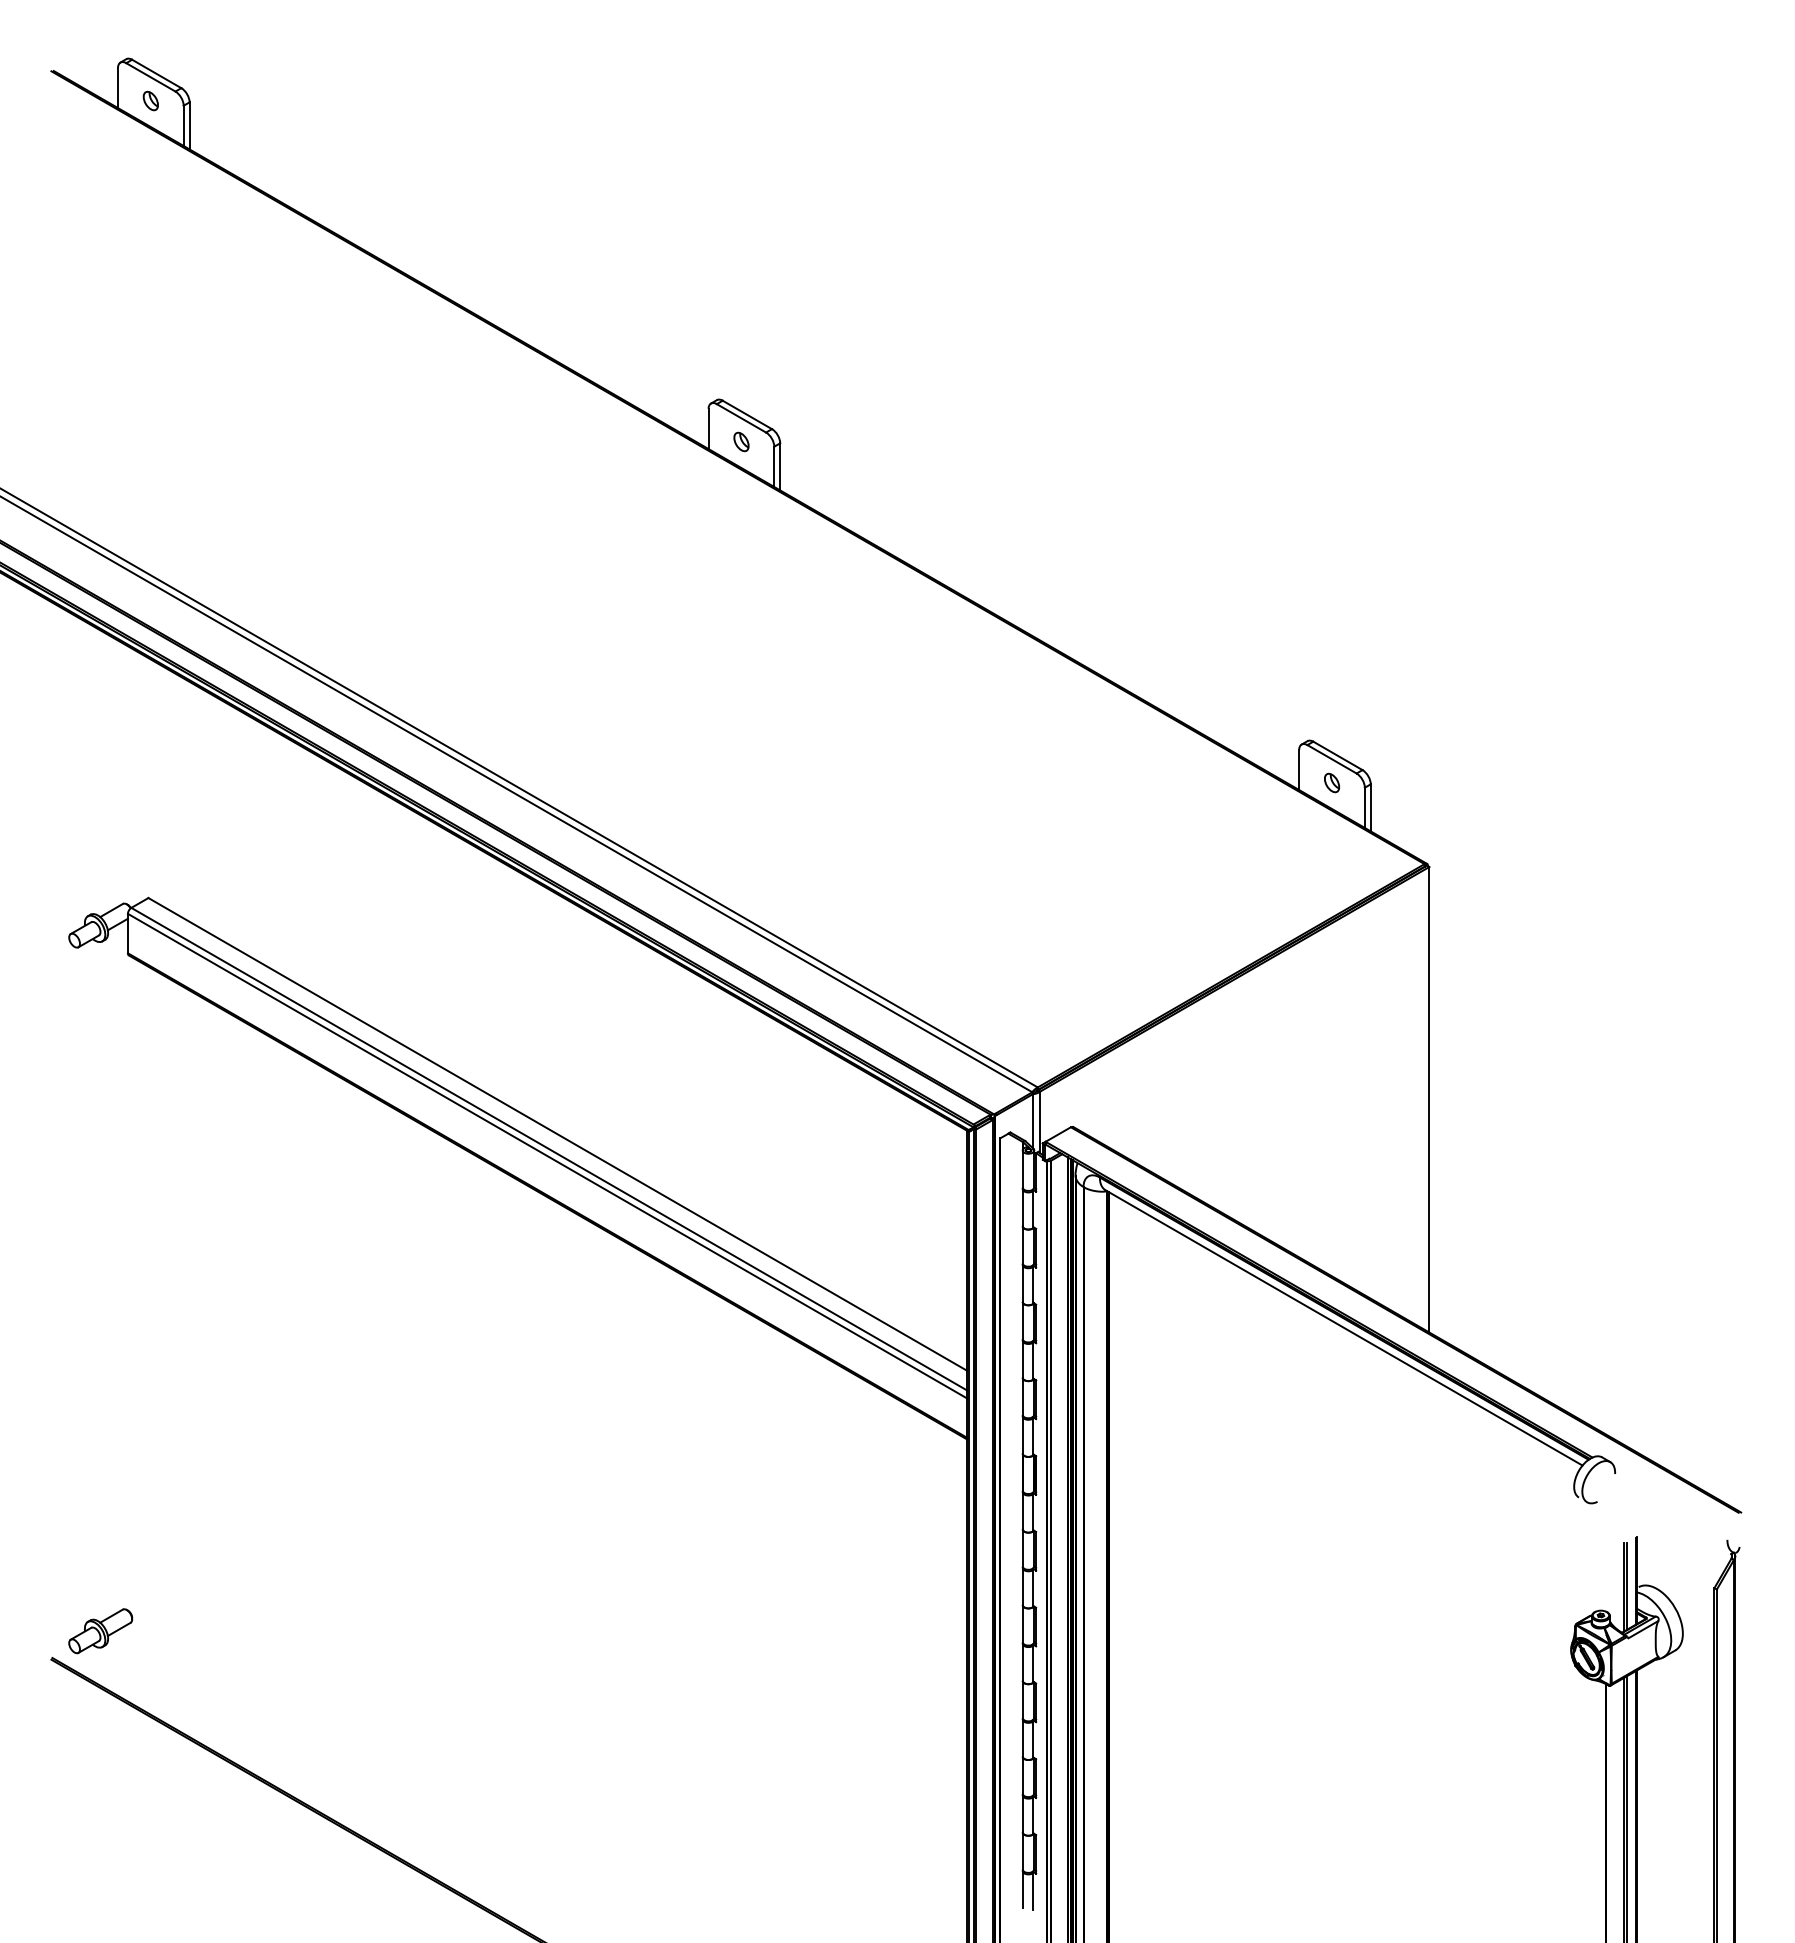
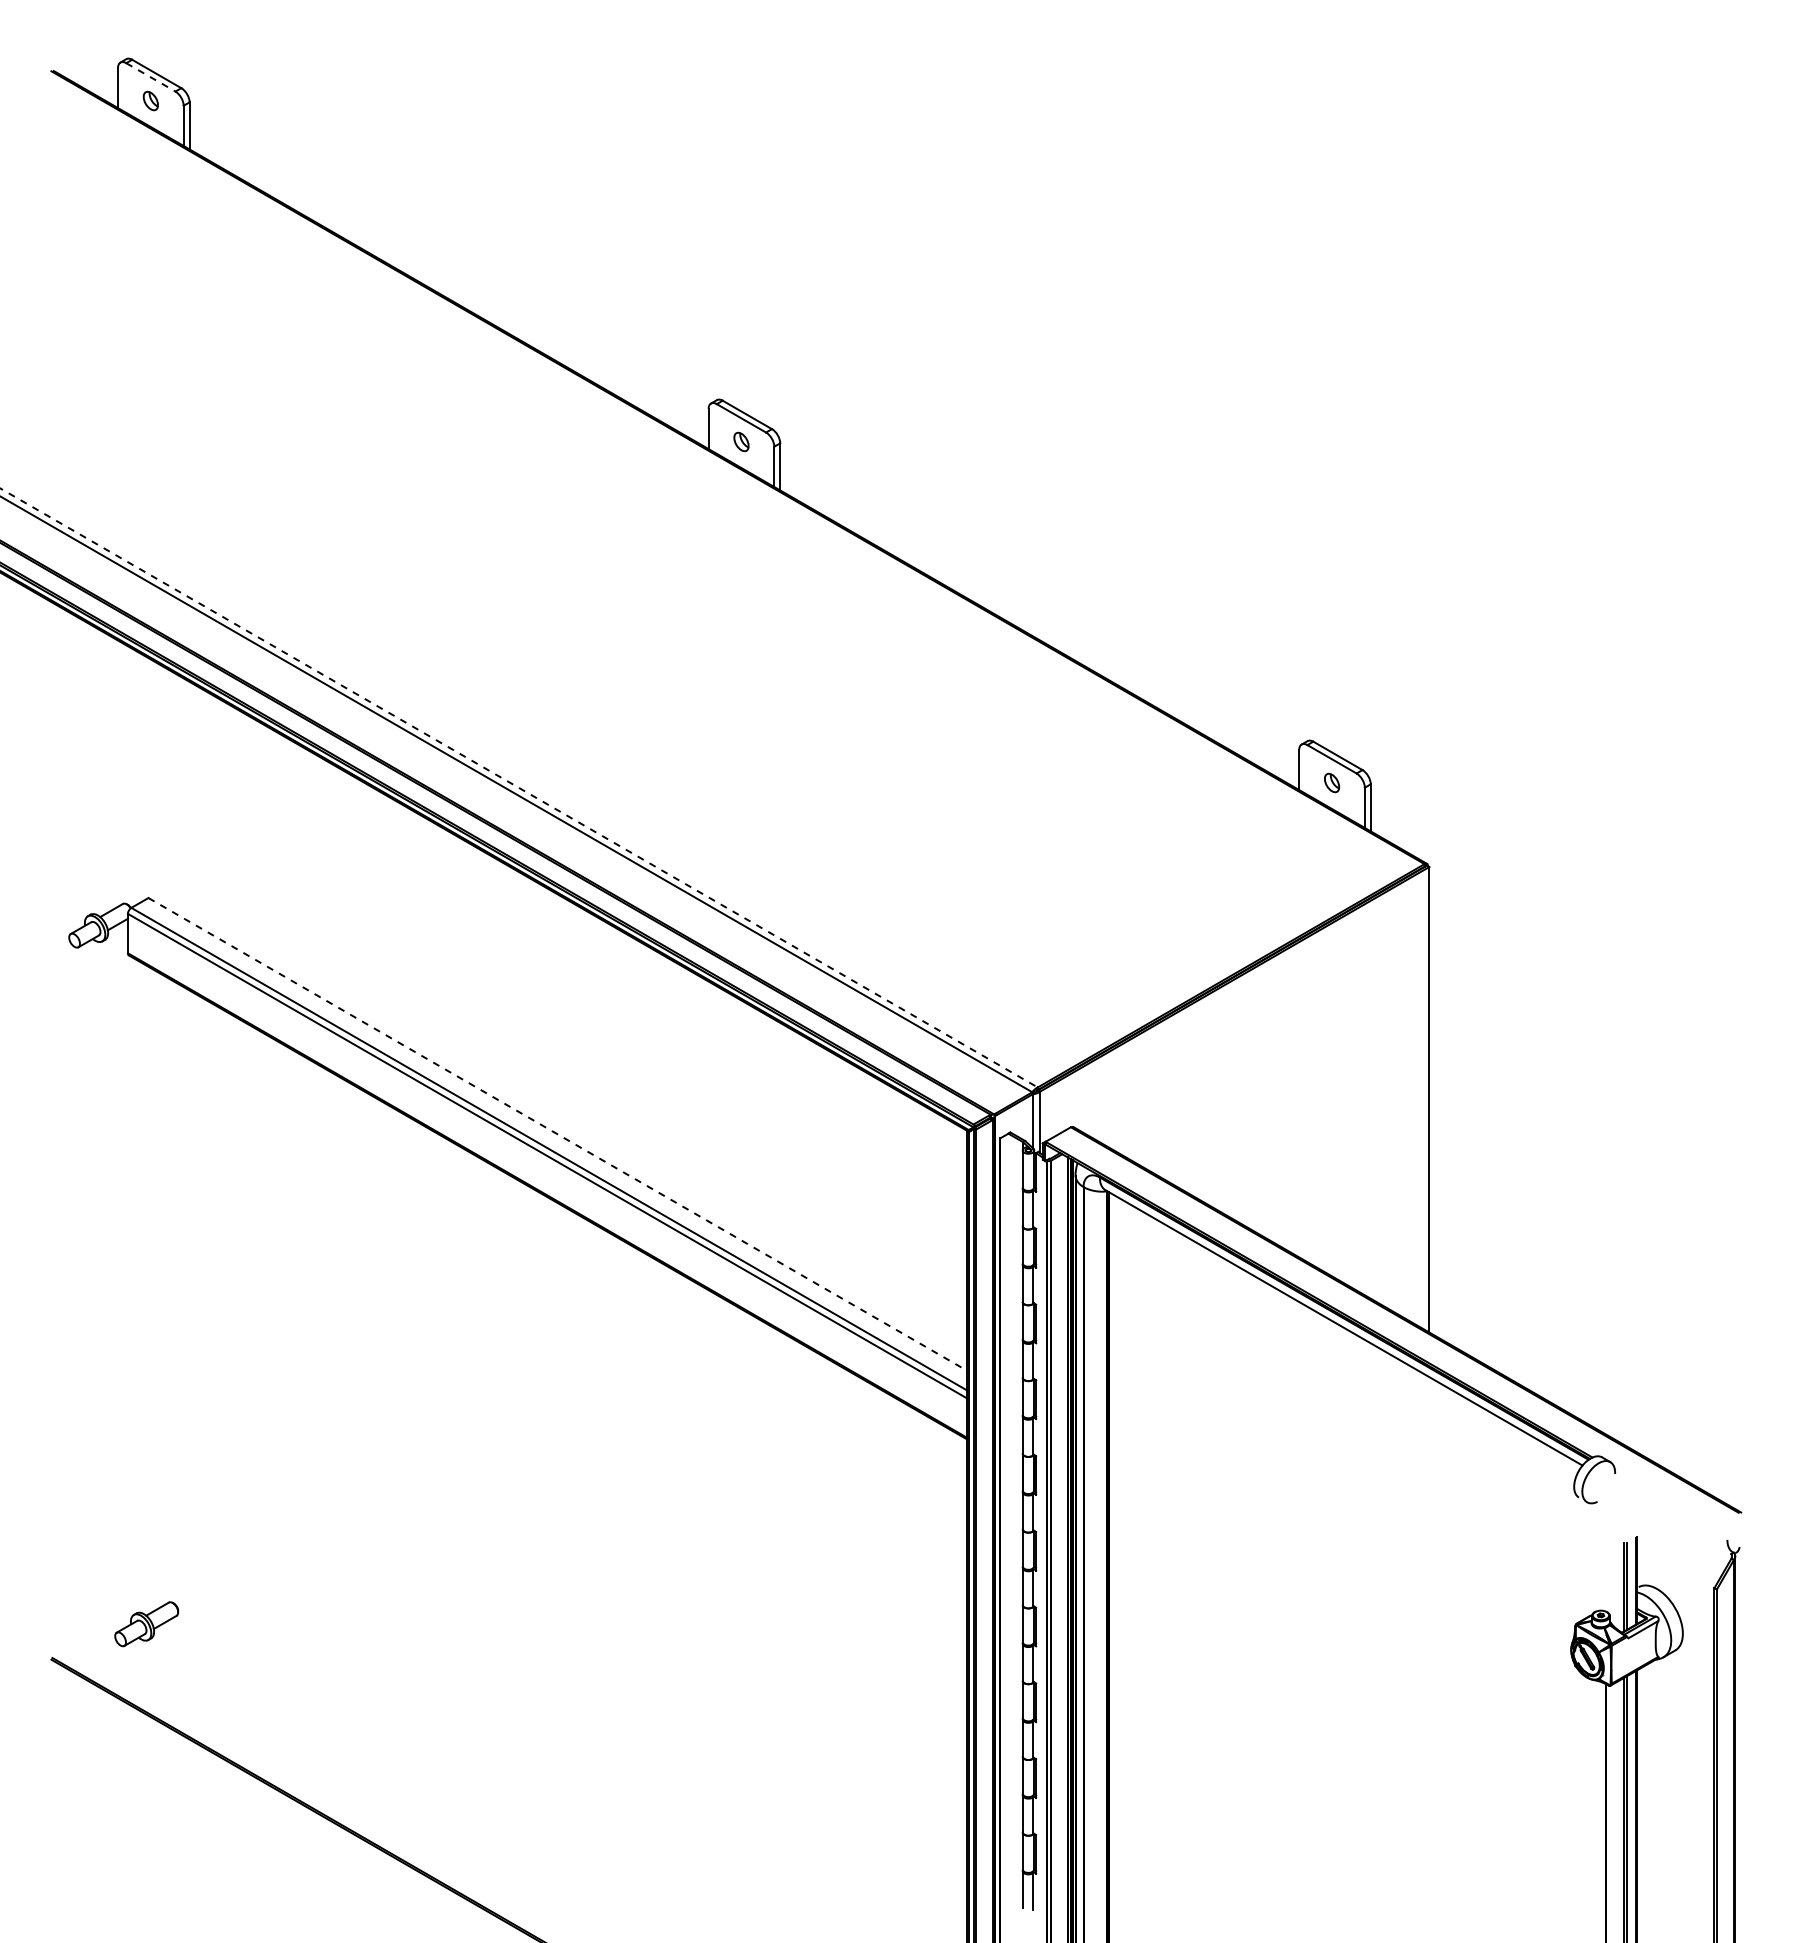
line: solid -> dashed (151, 77)
line: solid -> dashed (519, 788)
line: solid -> dashed (557, 1134)
part position: (100, 1631) -> (146, 1624) (146, 1624)
